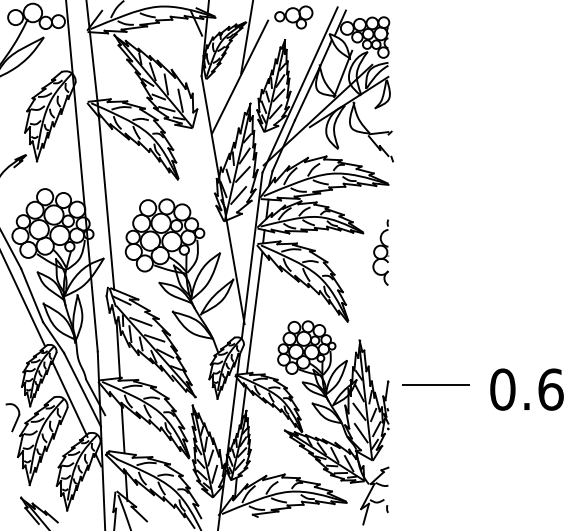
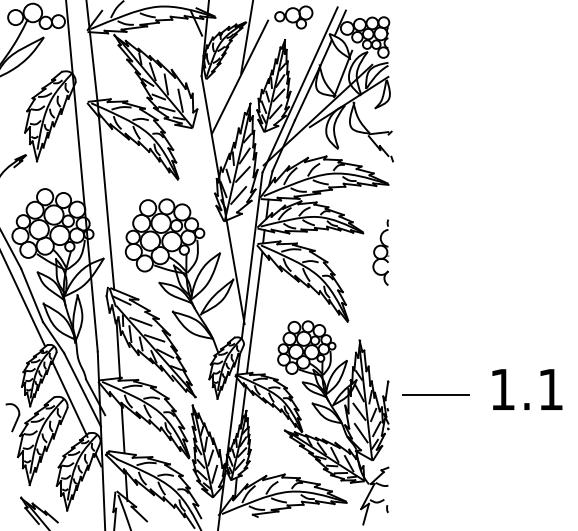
line position: (435, 384) -> (435, 394) (435, 394)
text: 0.6 -> 1.1 (526, 389)
